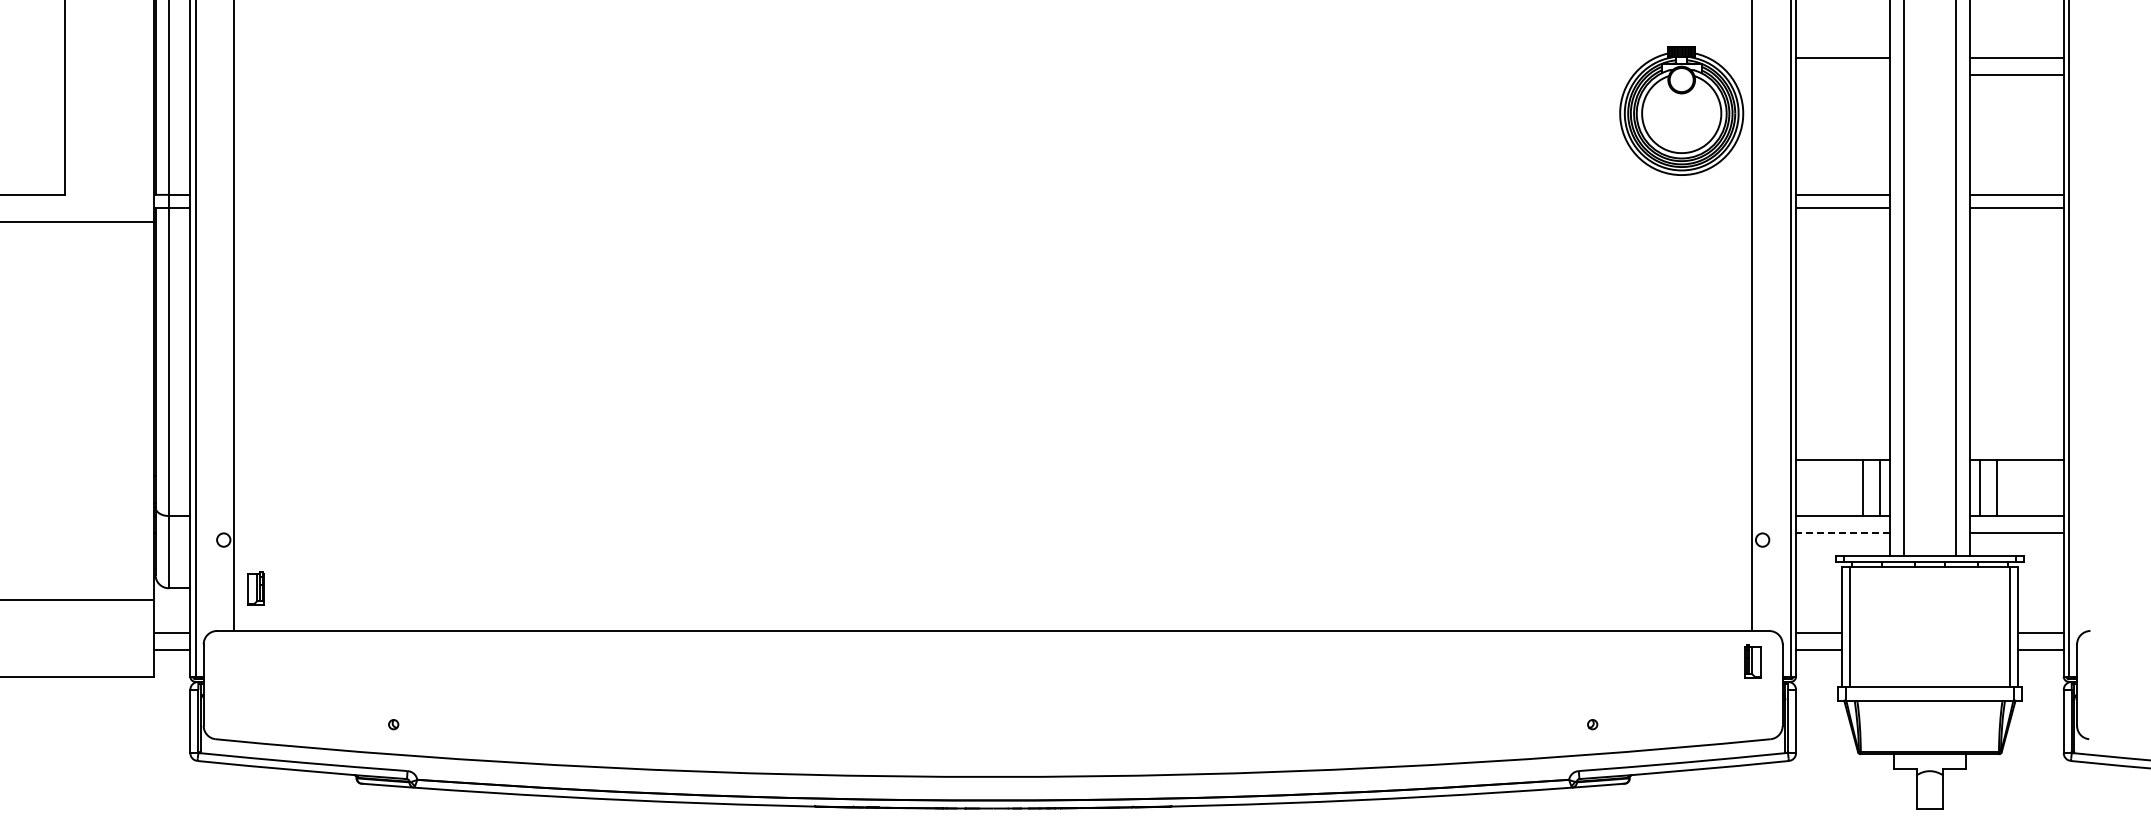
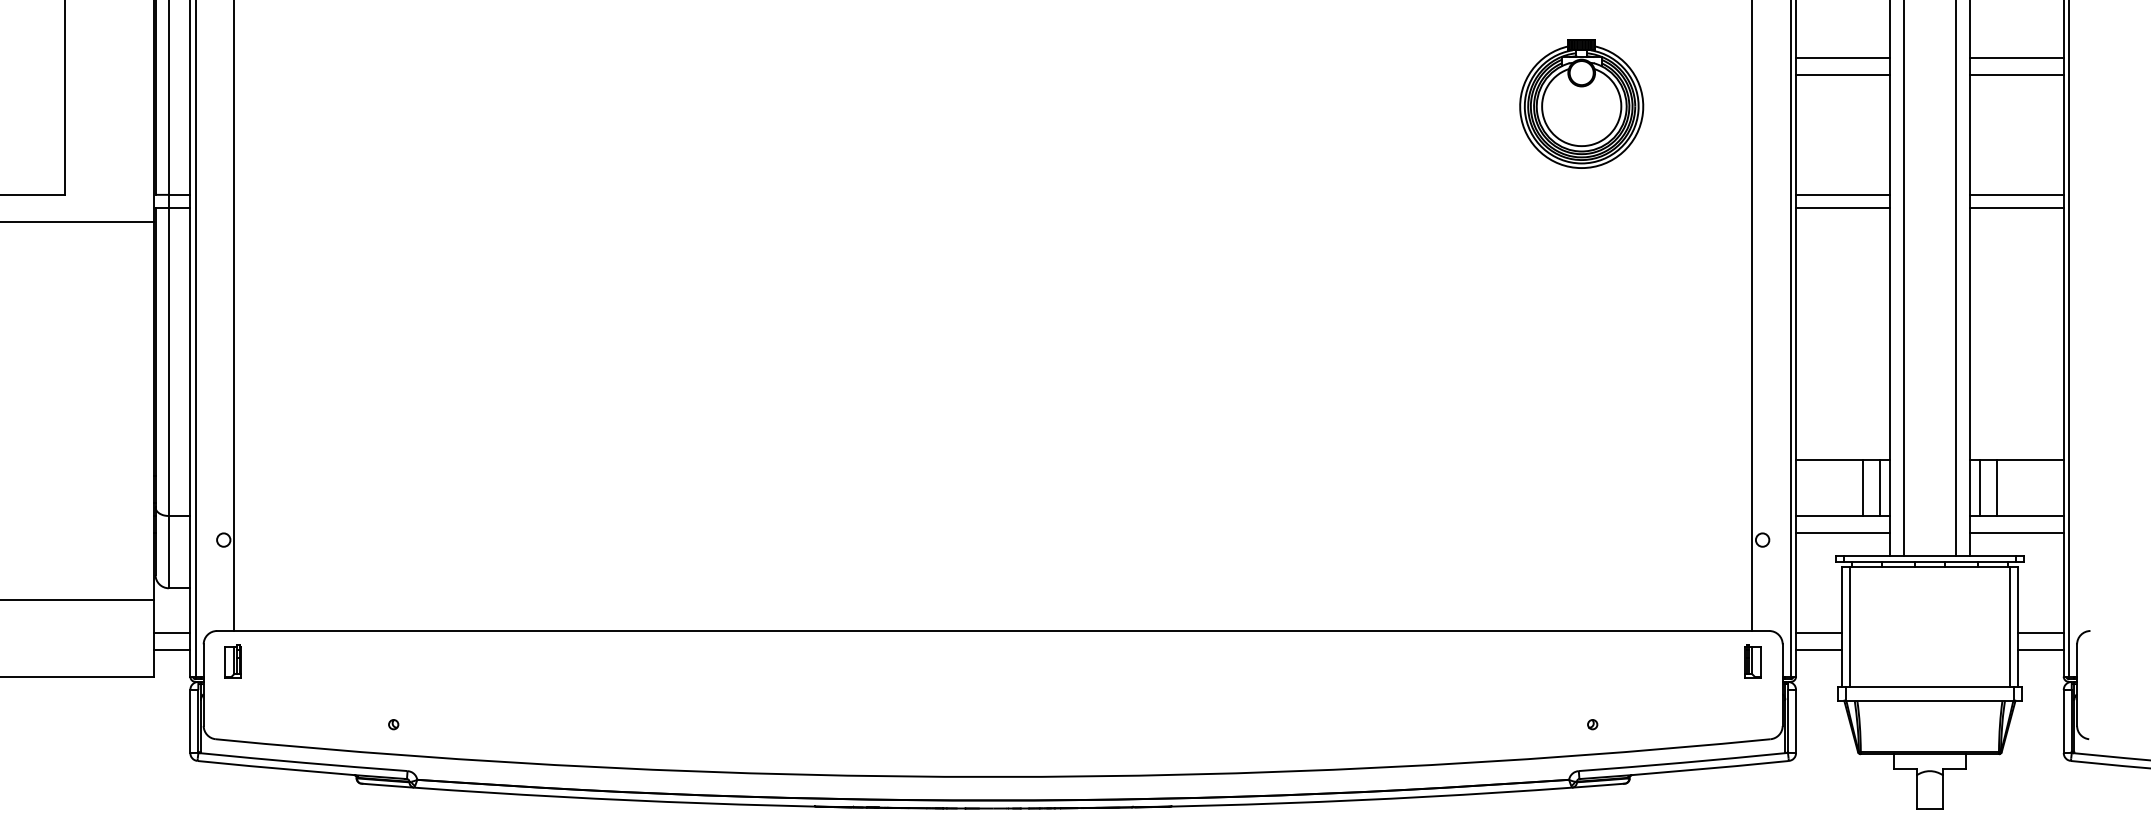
line: none -> present (1842, 74)
part position: (1681, 110) -> (1581, 103) (1581, 103)
line: dashed -> solid (1842, 533)
part position: (255, 588) -> (232, 661) (232, 661)
